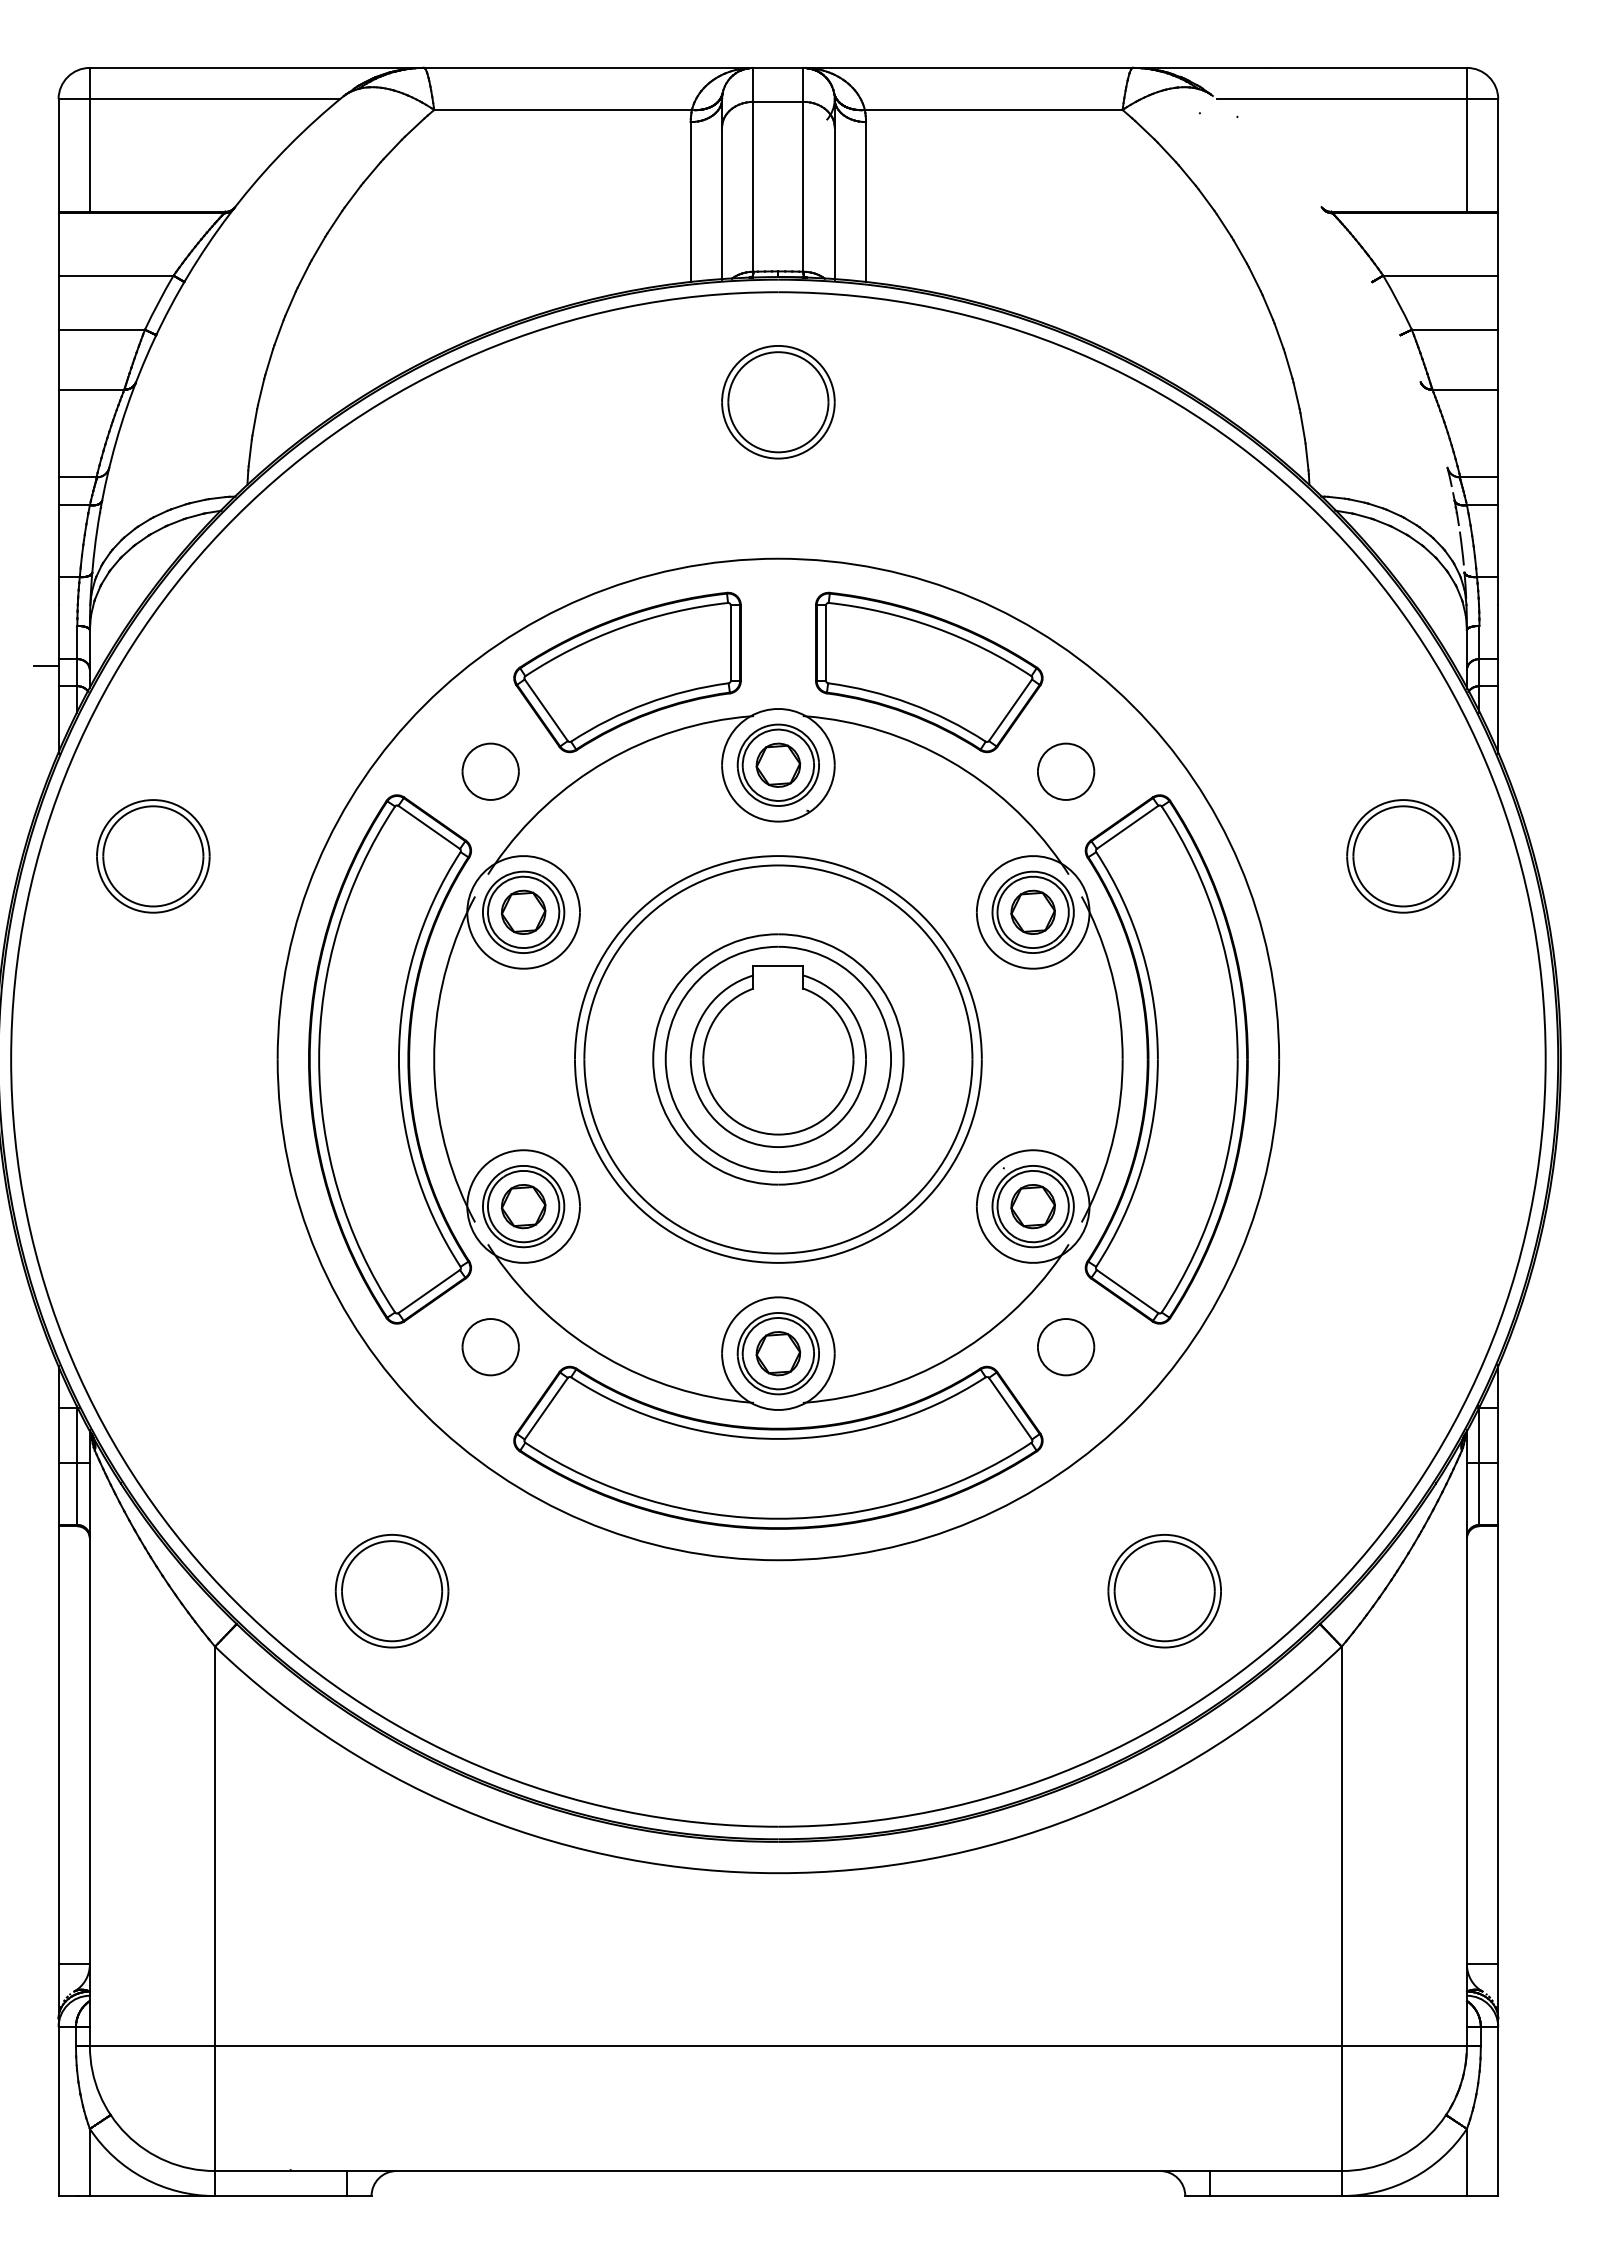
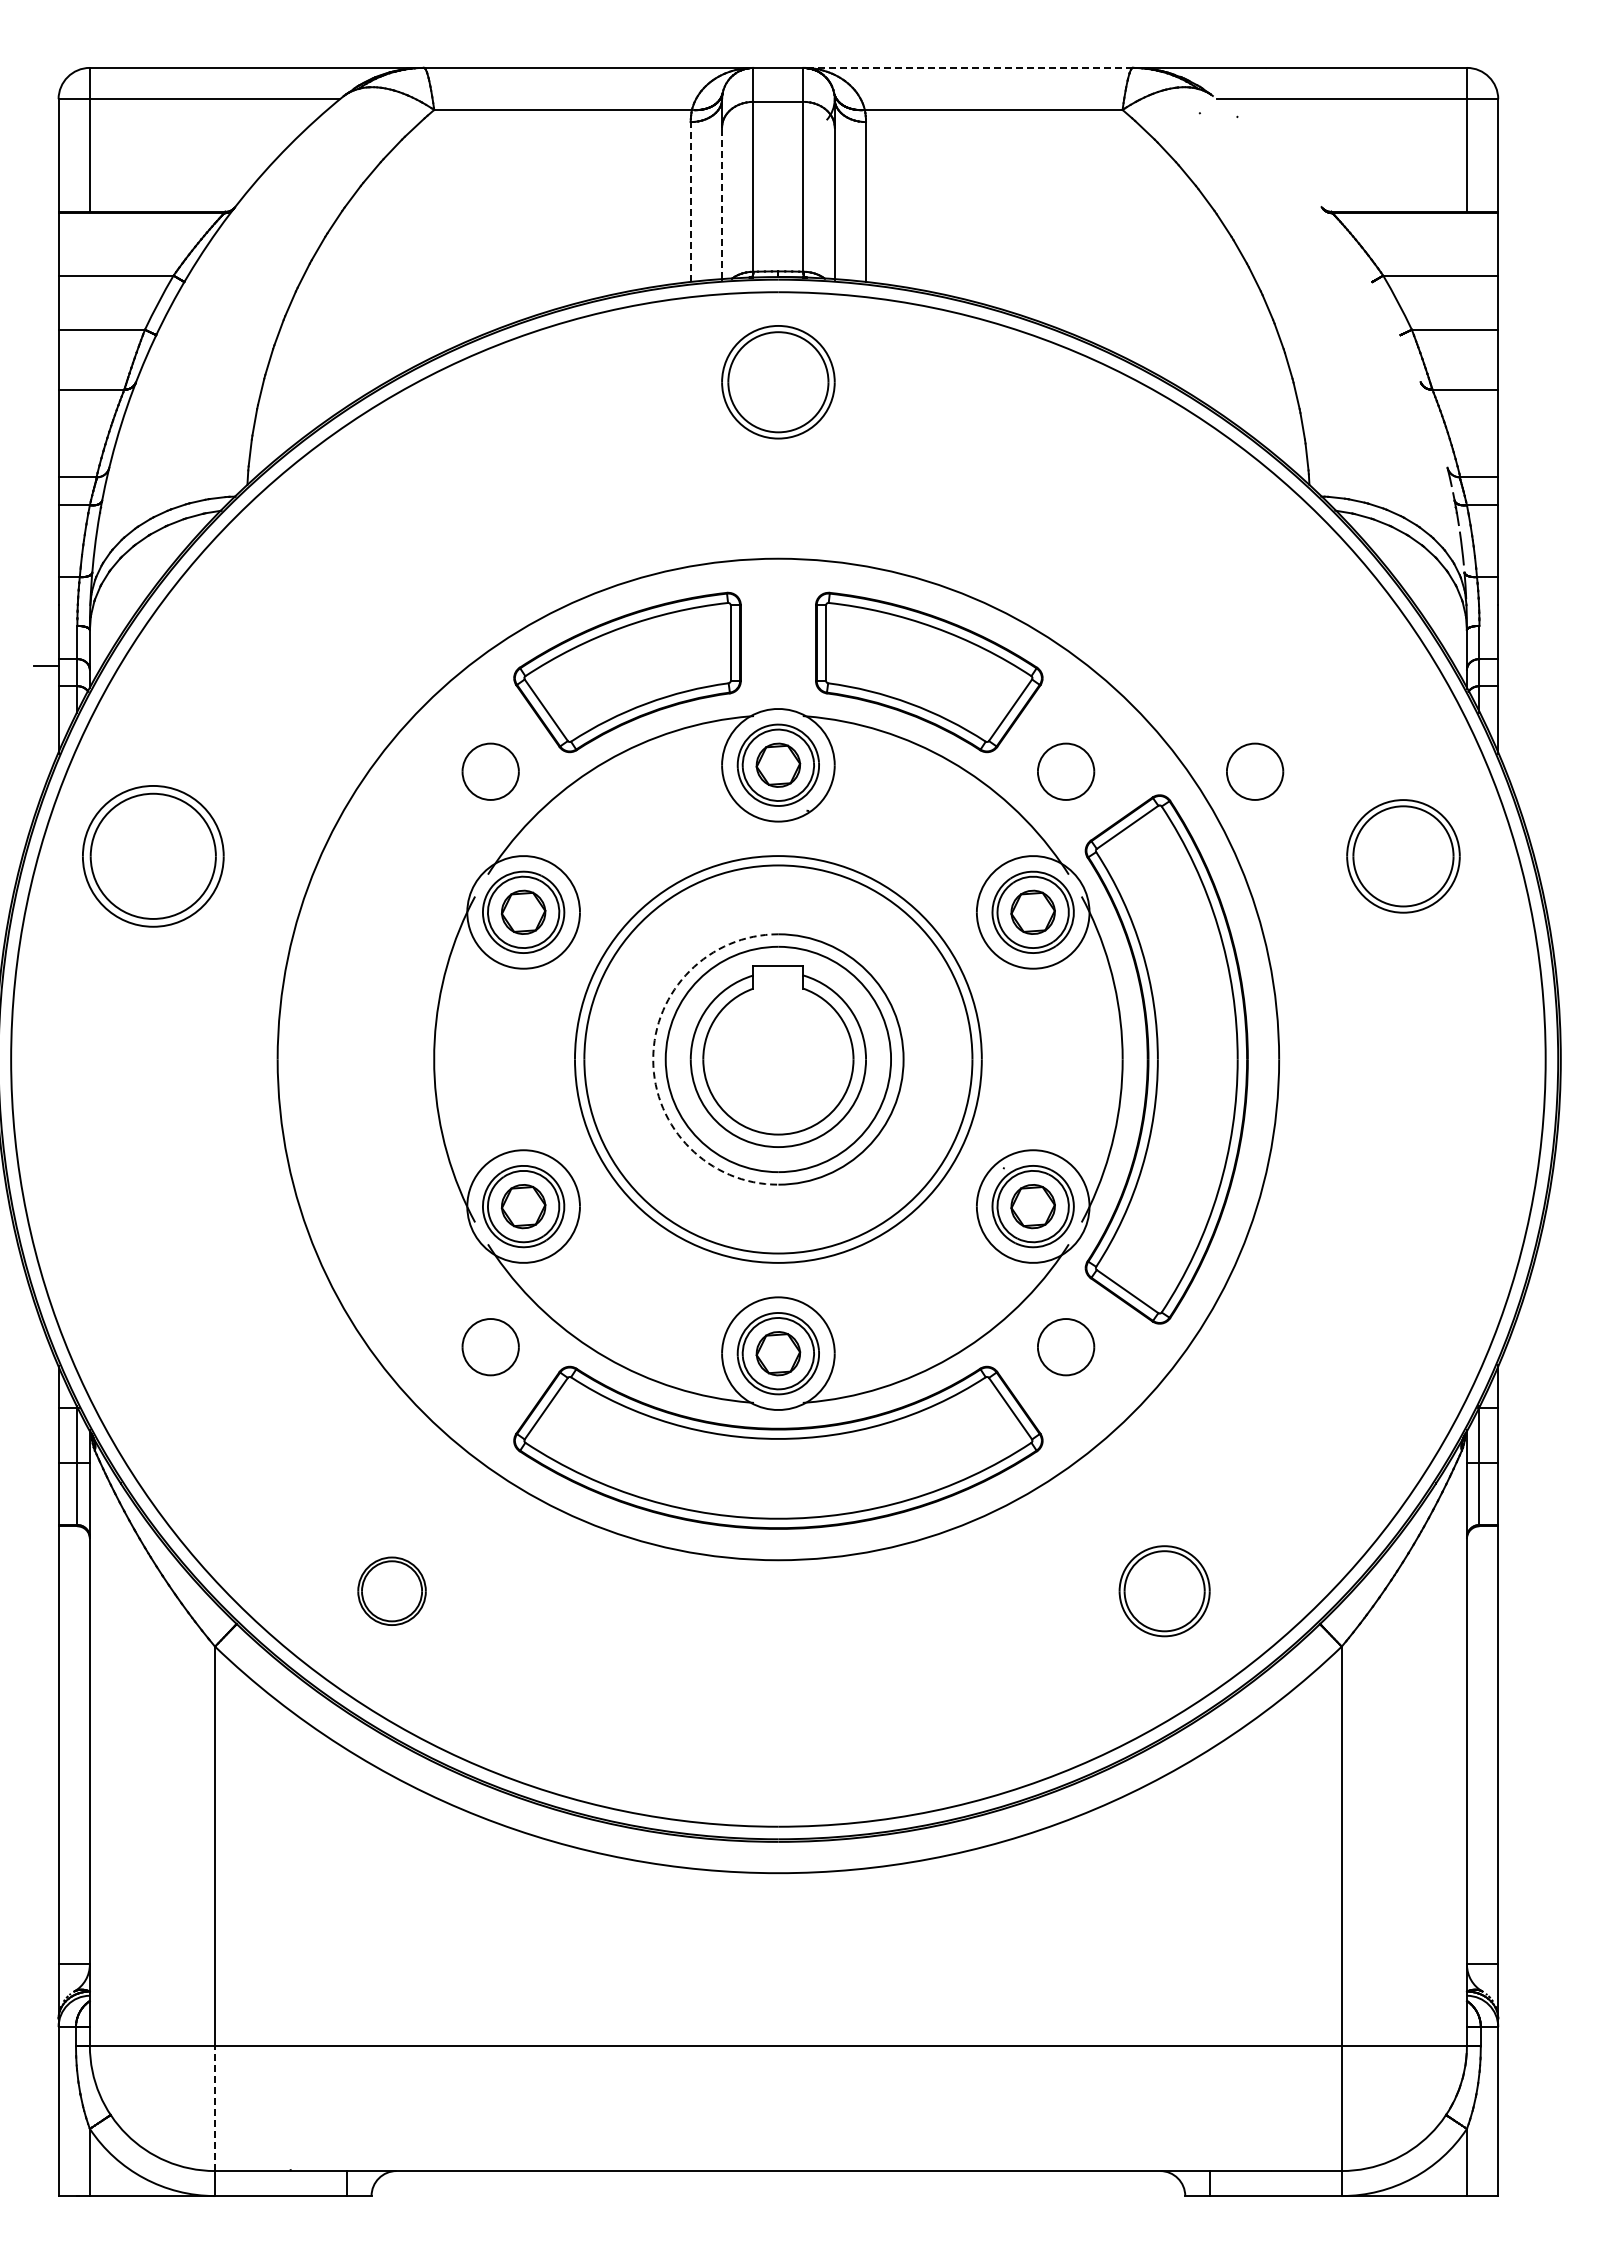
line: solid -> dashed (968, 67)
line: solid -> dashed (690, 201)
line: solid -> dashed (722, 203)
part position: (778, 402) -> (778, 382) (778, 382)
part: none -> present (1255, 771)
part size: 115x115 px -> 143x143 px (153, 856)
part: present -> none (389, 1059)
arc: solid -> dashed (653, 1059)
part size: 116x115 px -> 70x70 px (391, 1590)
part size: 115x115 px -> 93x93 px (1164, 1591)
line: solid -> dashed (215, 2108)
